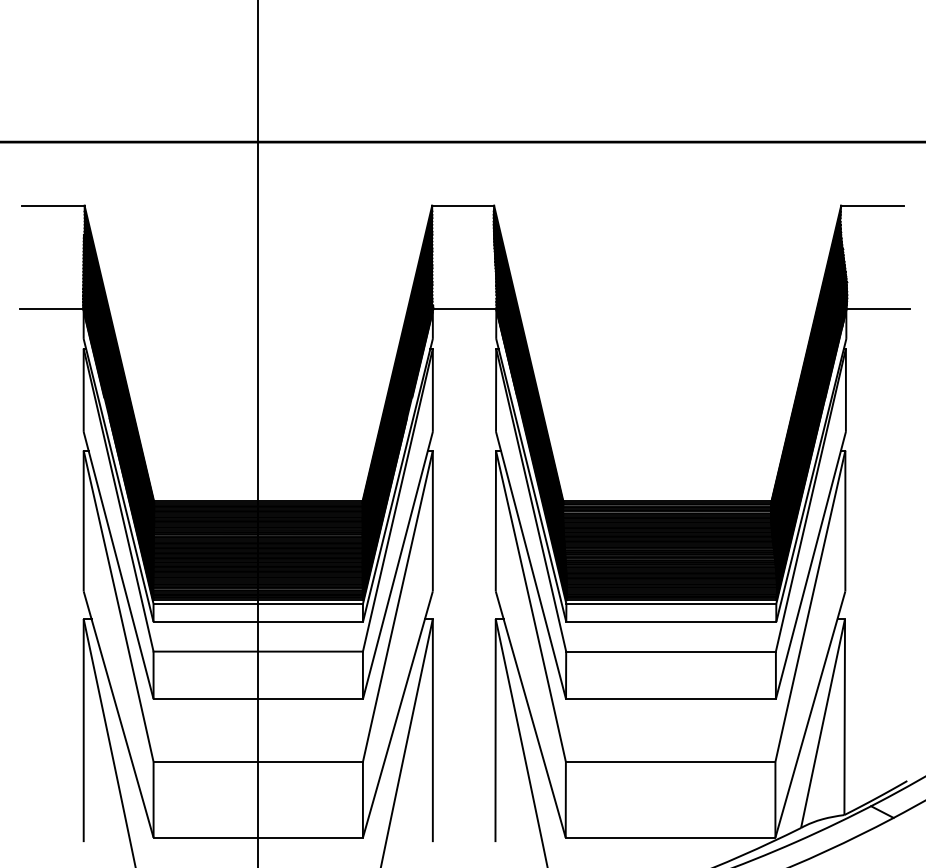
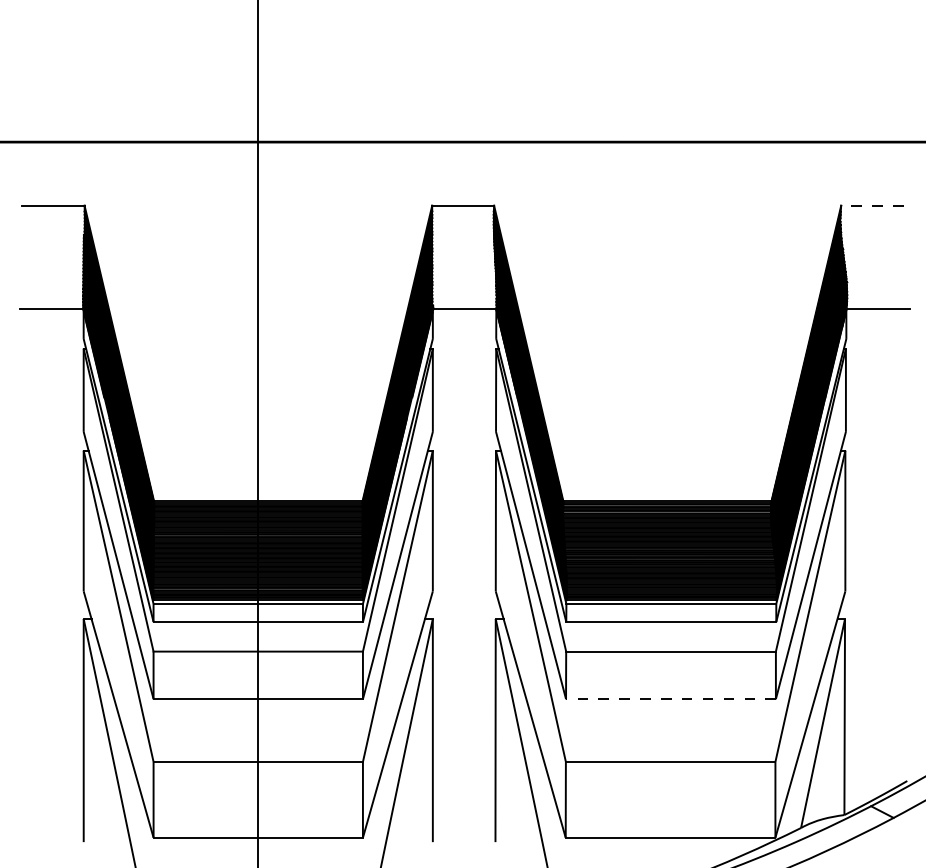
line: solid -> dashed (871, 205)
line: solid -> dashed (670, 699)
